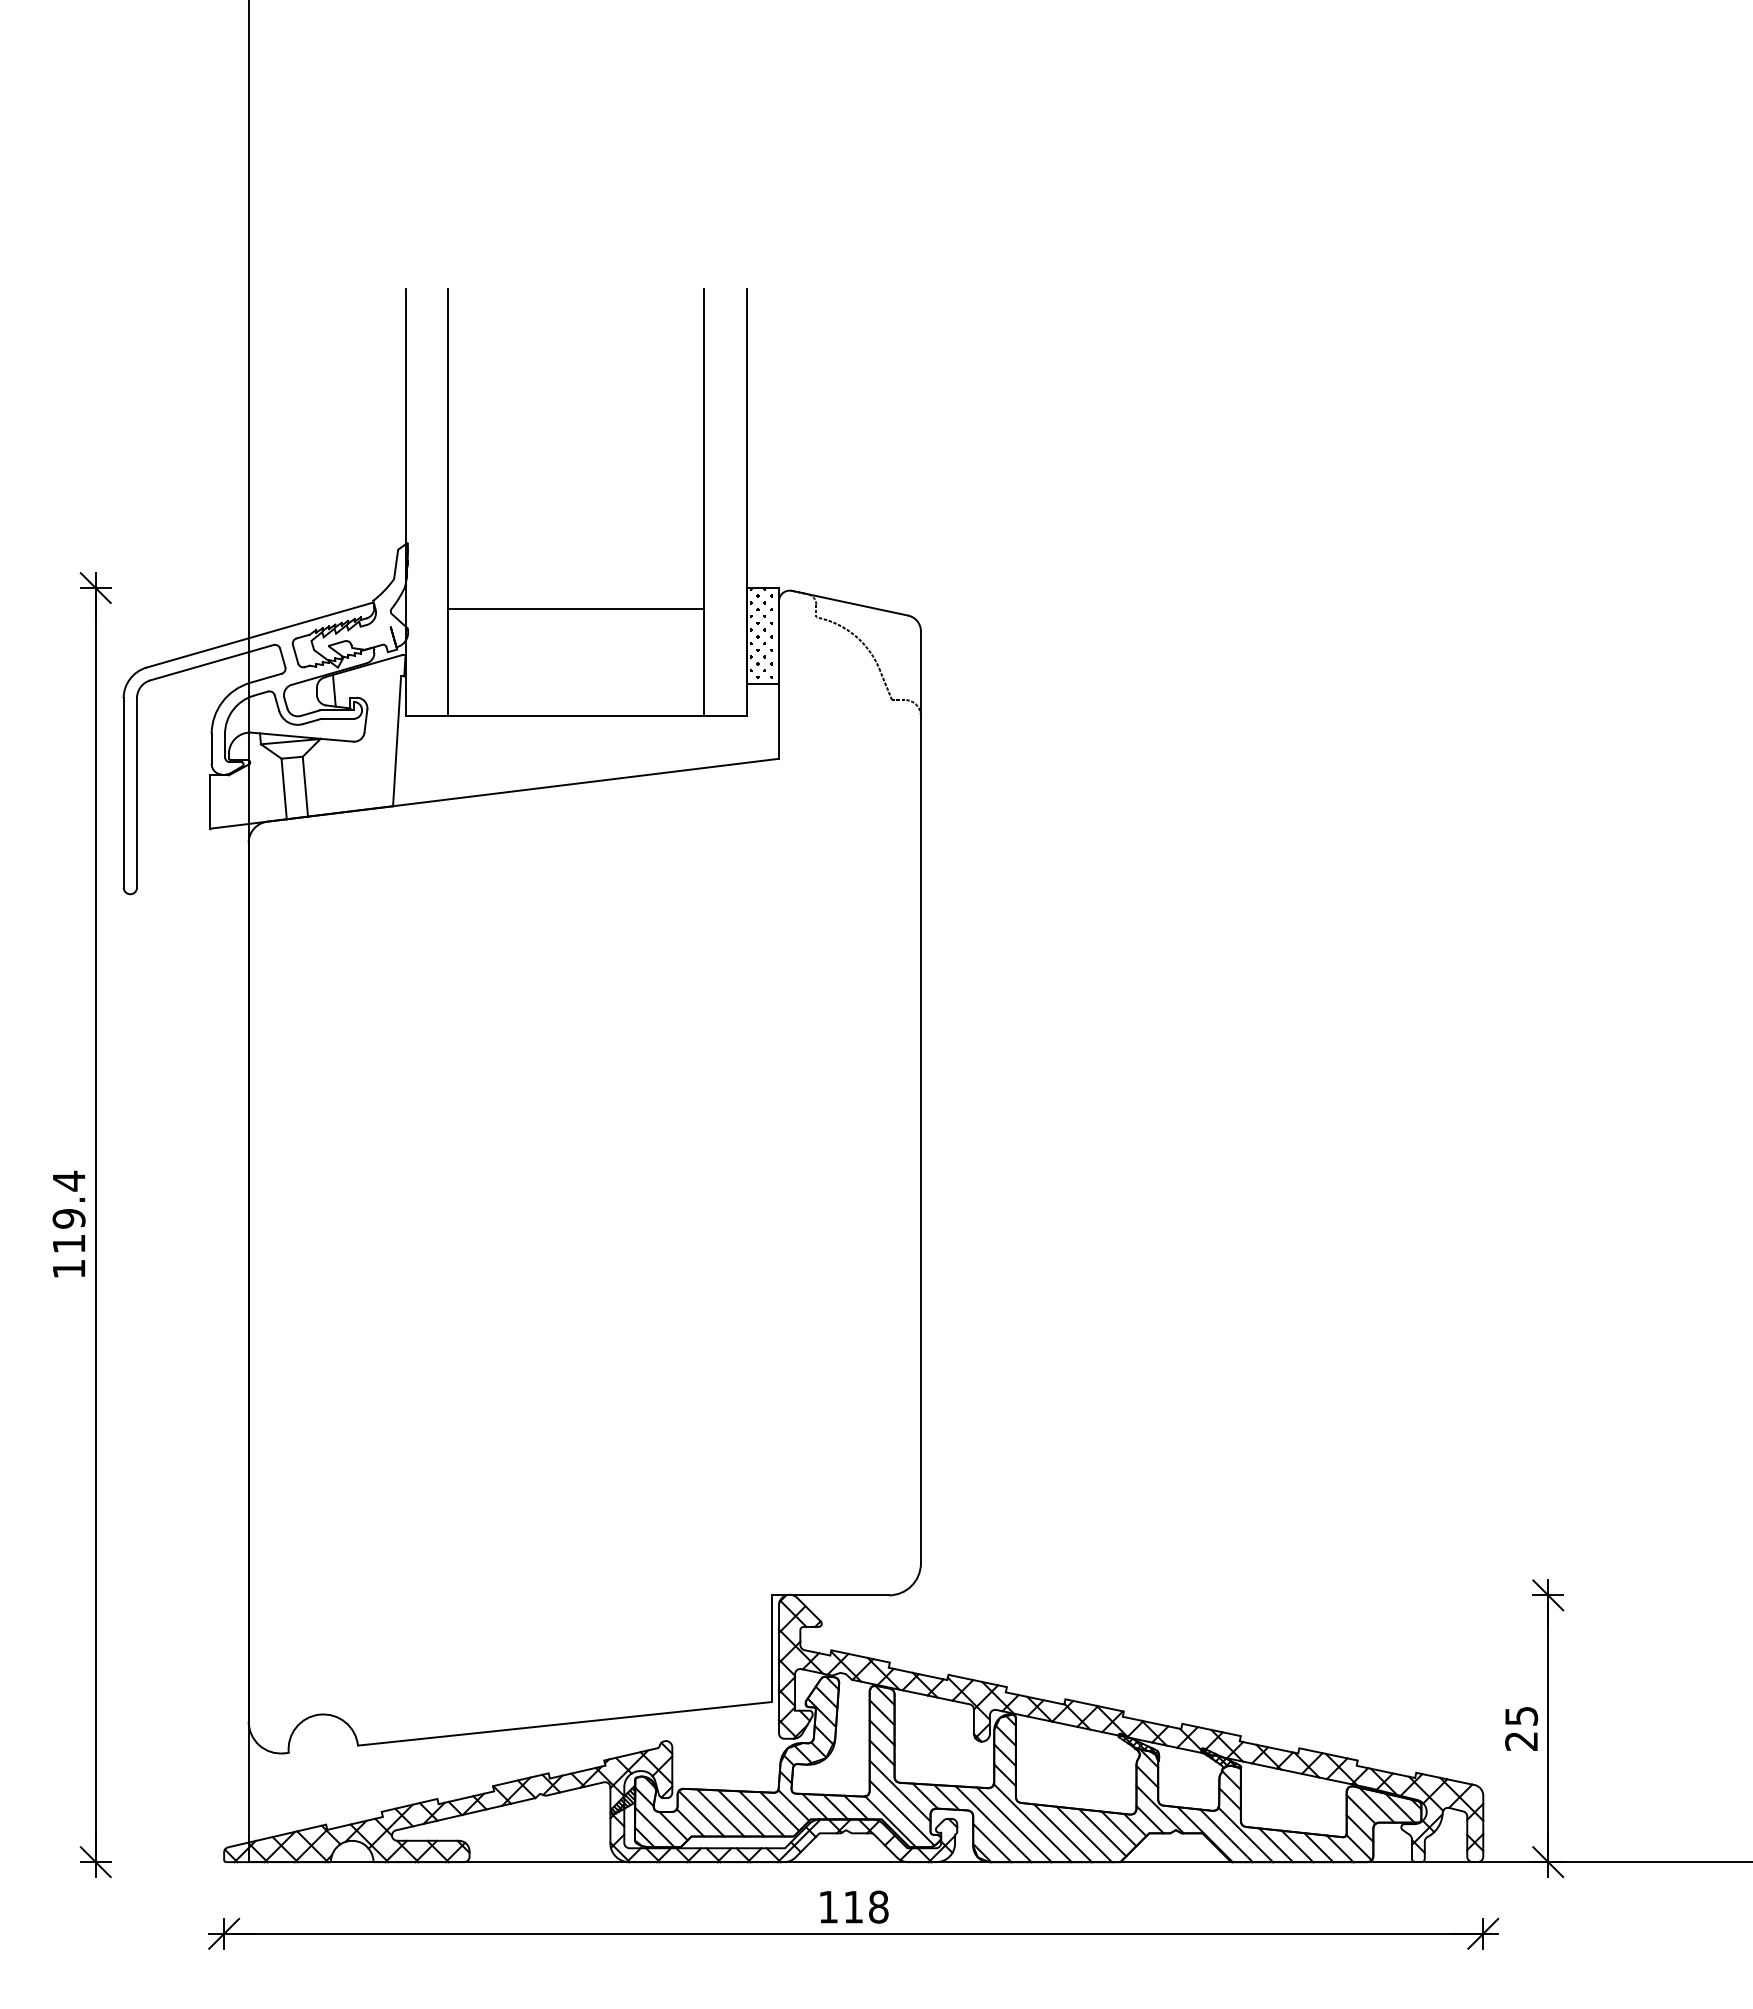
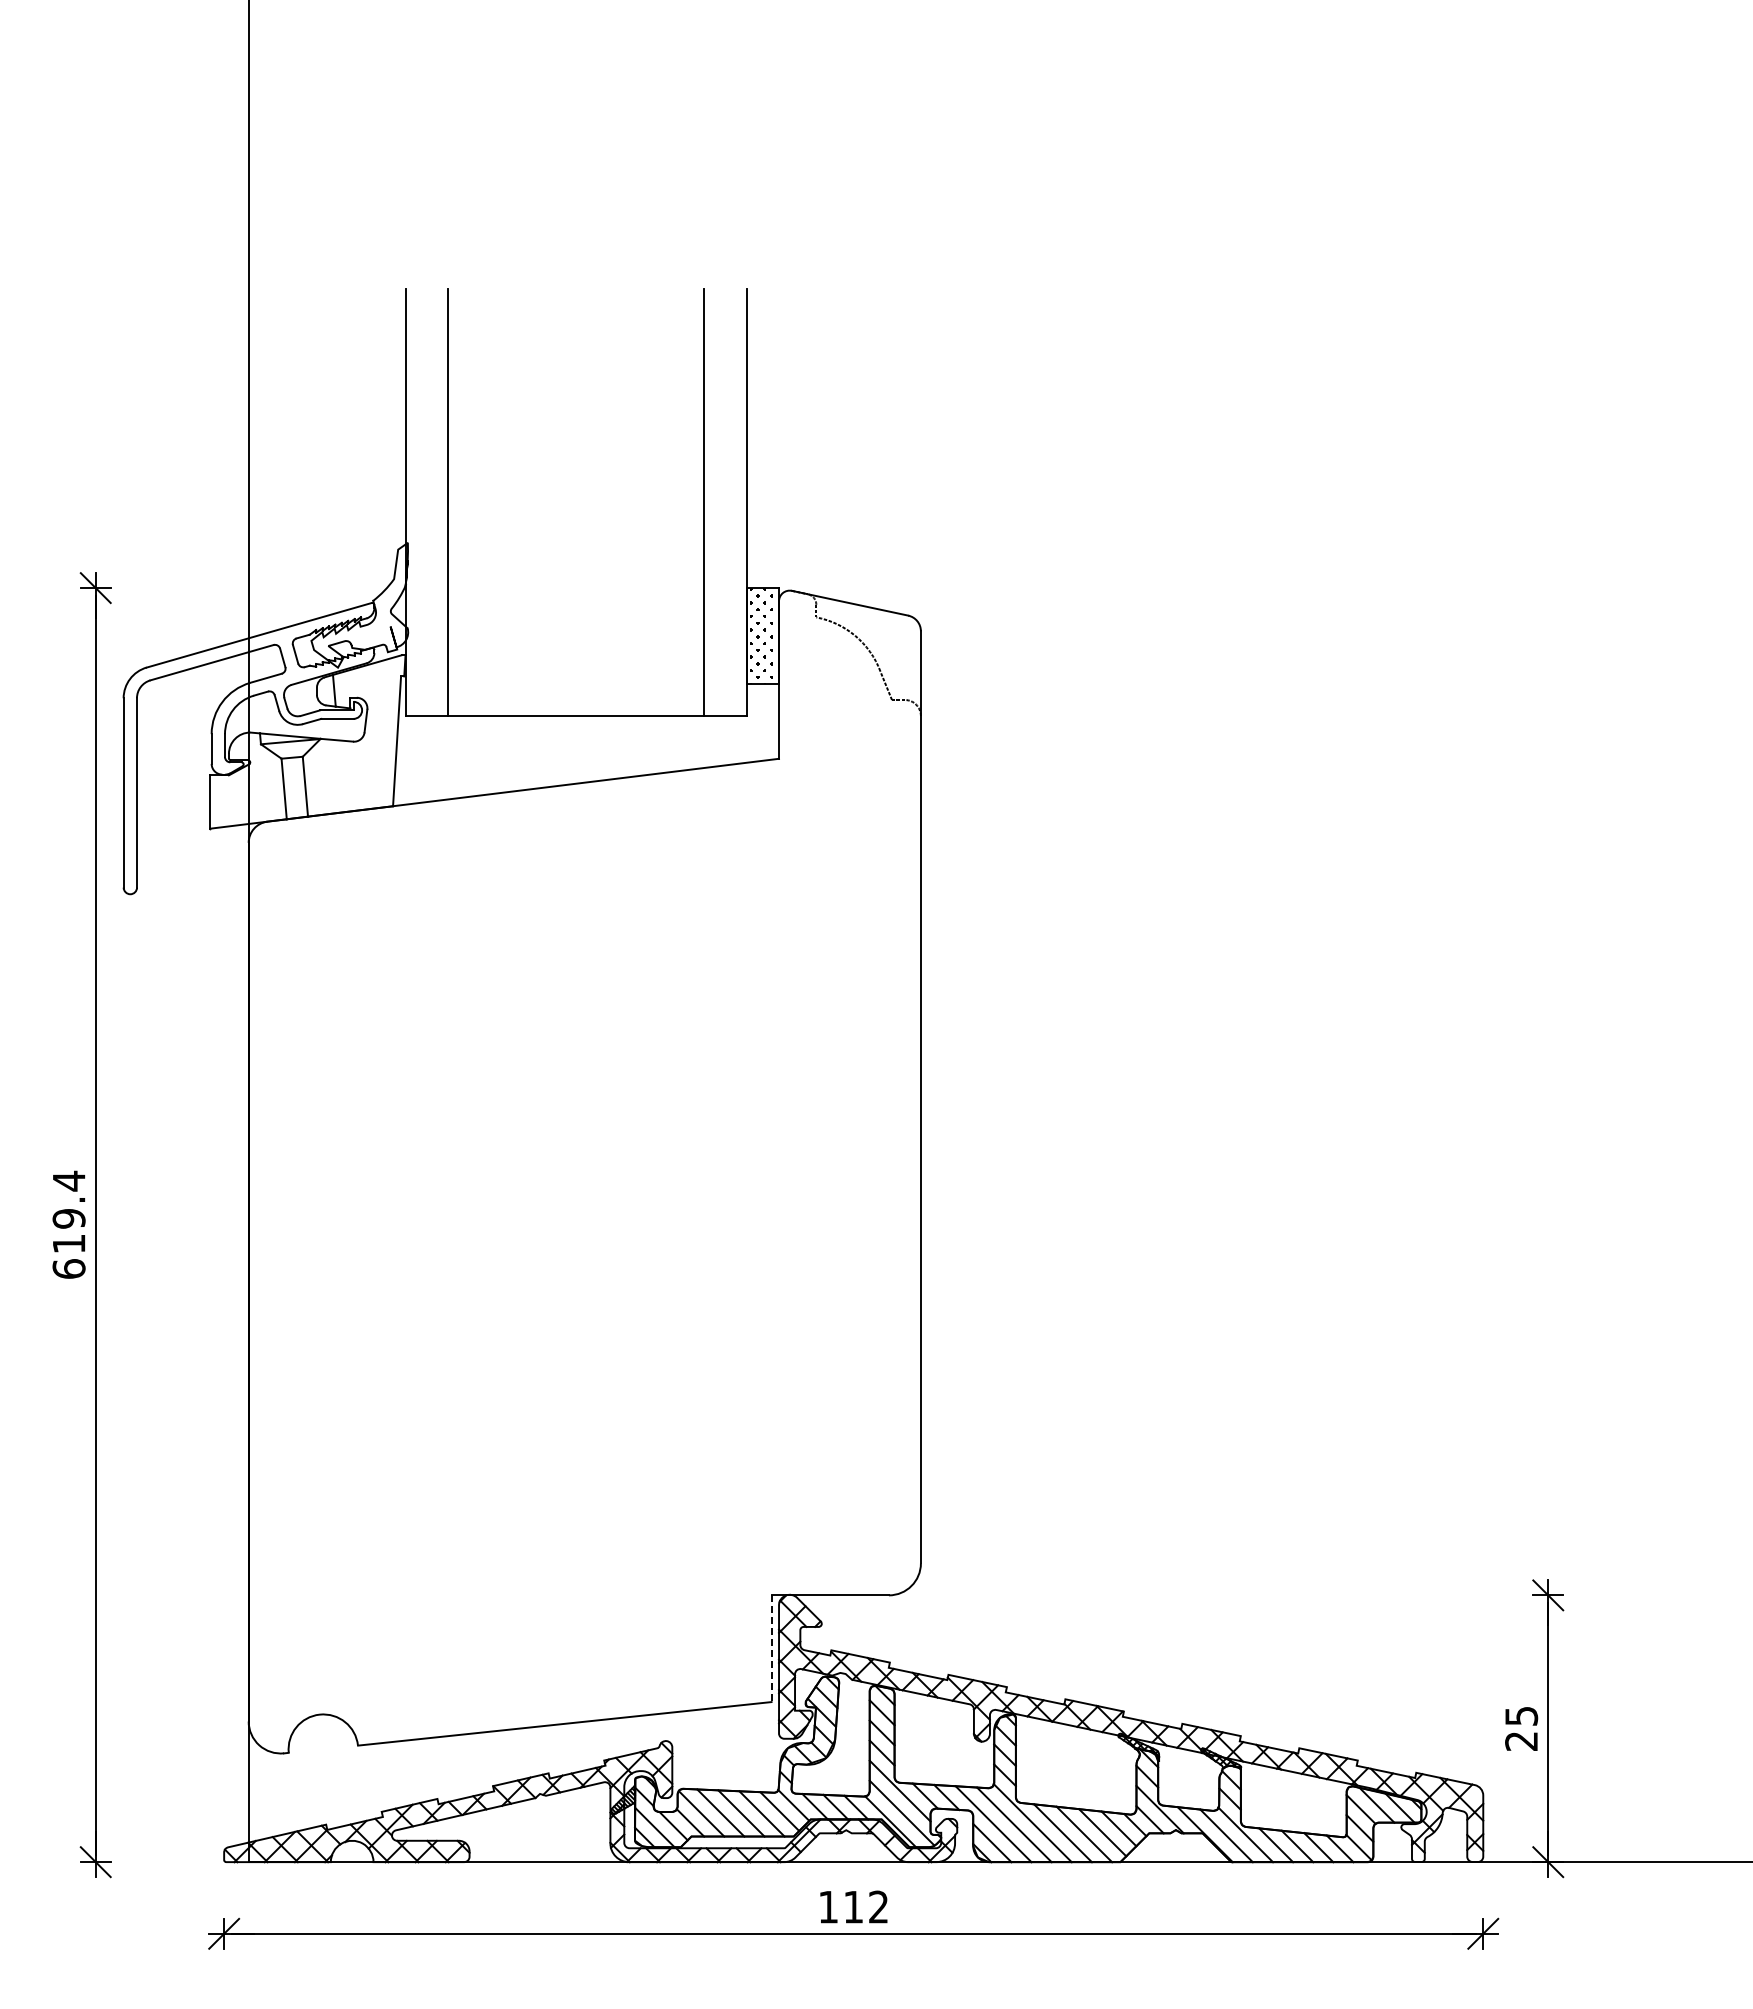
line: present -> none (576, 609)
text: 119.4 -> 619.4 (68, 1268)
line: solid -> dashed (771, 1649)
text: 118 -> 112 (878, 1906)
